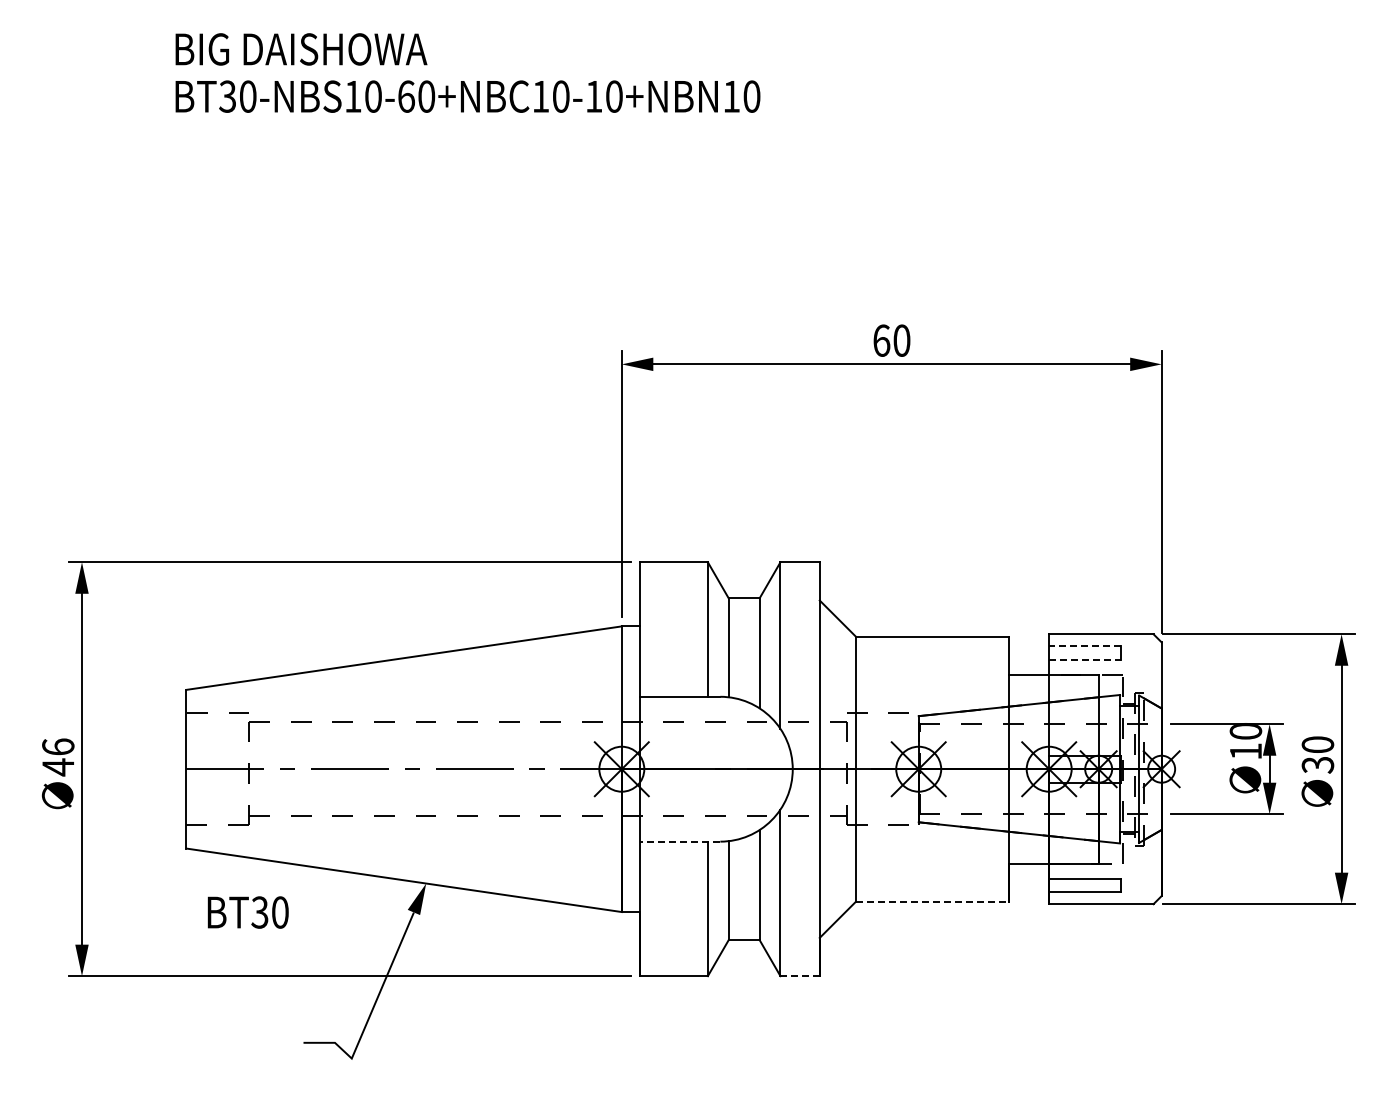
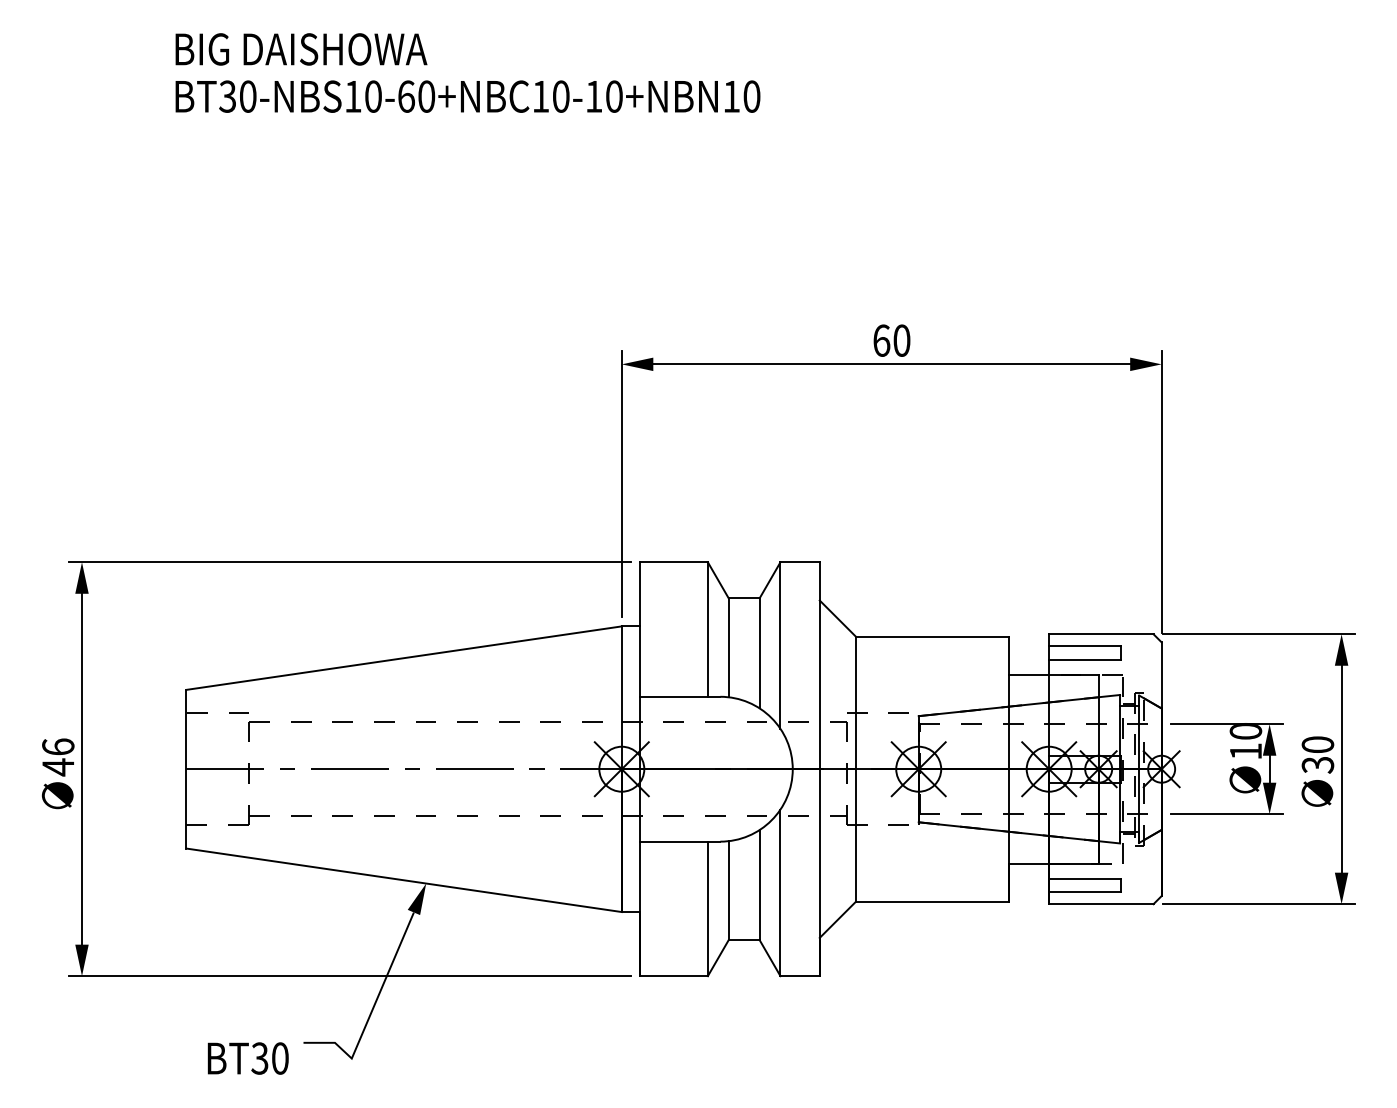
line: dashed -> solid (1085, 646)
line: dashed -> solid (1085, 659)
line: dashed -> solid (679, 841)
line: dashed -> solid (932, 901)
text position: (247, 912) -> (247, 1058) (247, 1058)
line: dashed -> solid (800, 976)
